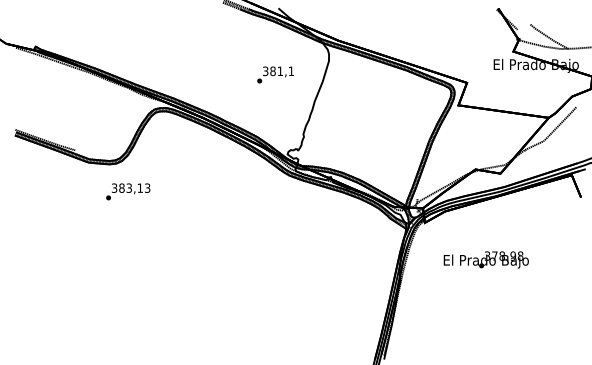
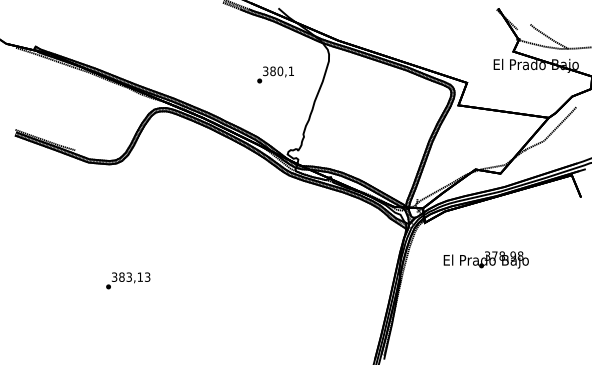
text: 381,1 -> 380,1 (280, 71)
text position: (128, 191) -> (128, 280) (128, 280)
